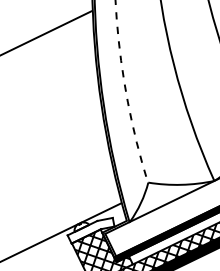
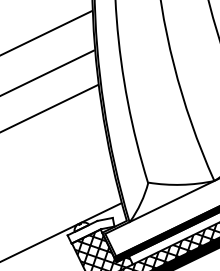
line: none -> present (47, 72)
arc: dashed -> solid (126, 93)
line: none -> present (49, 108)
